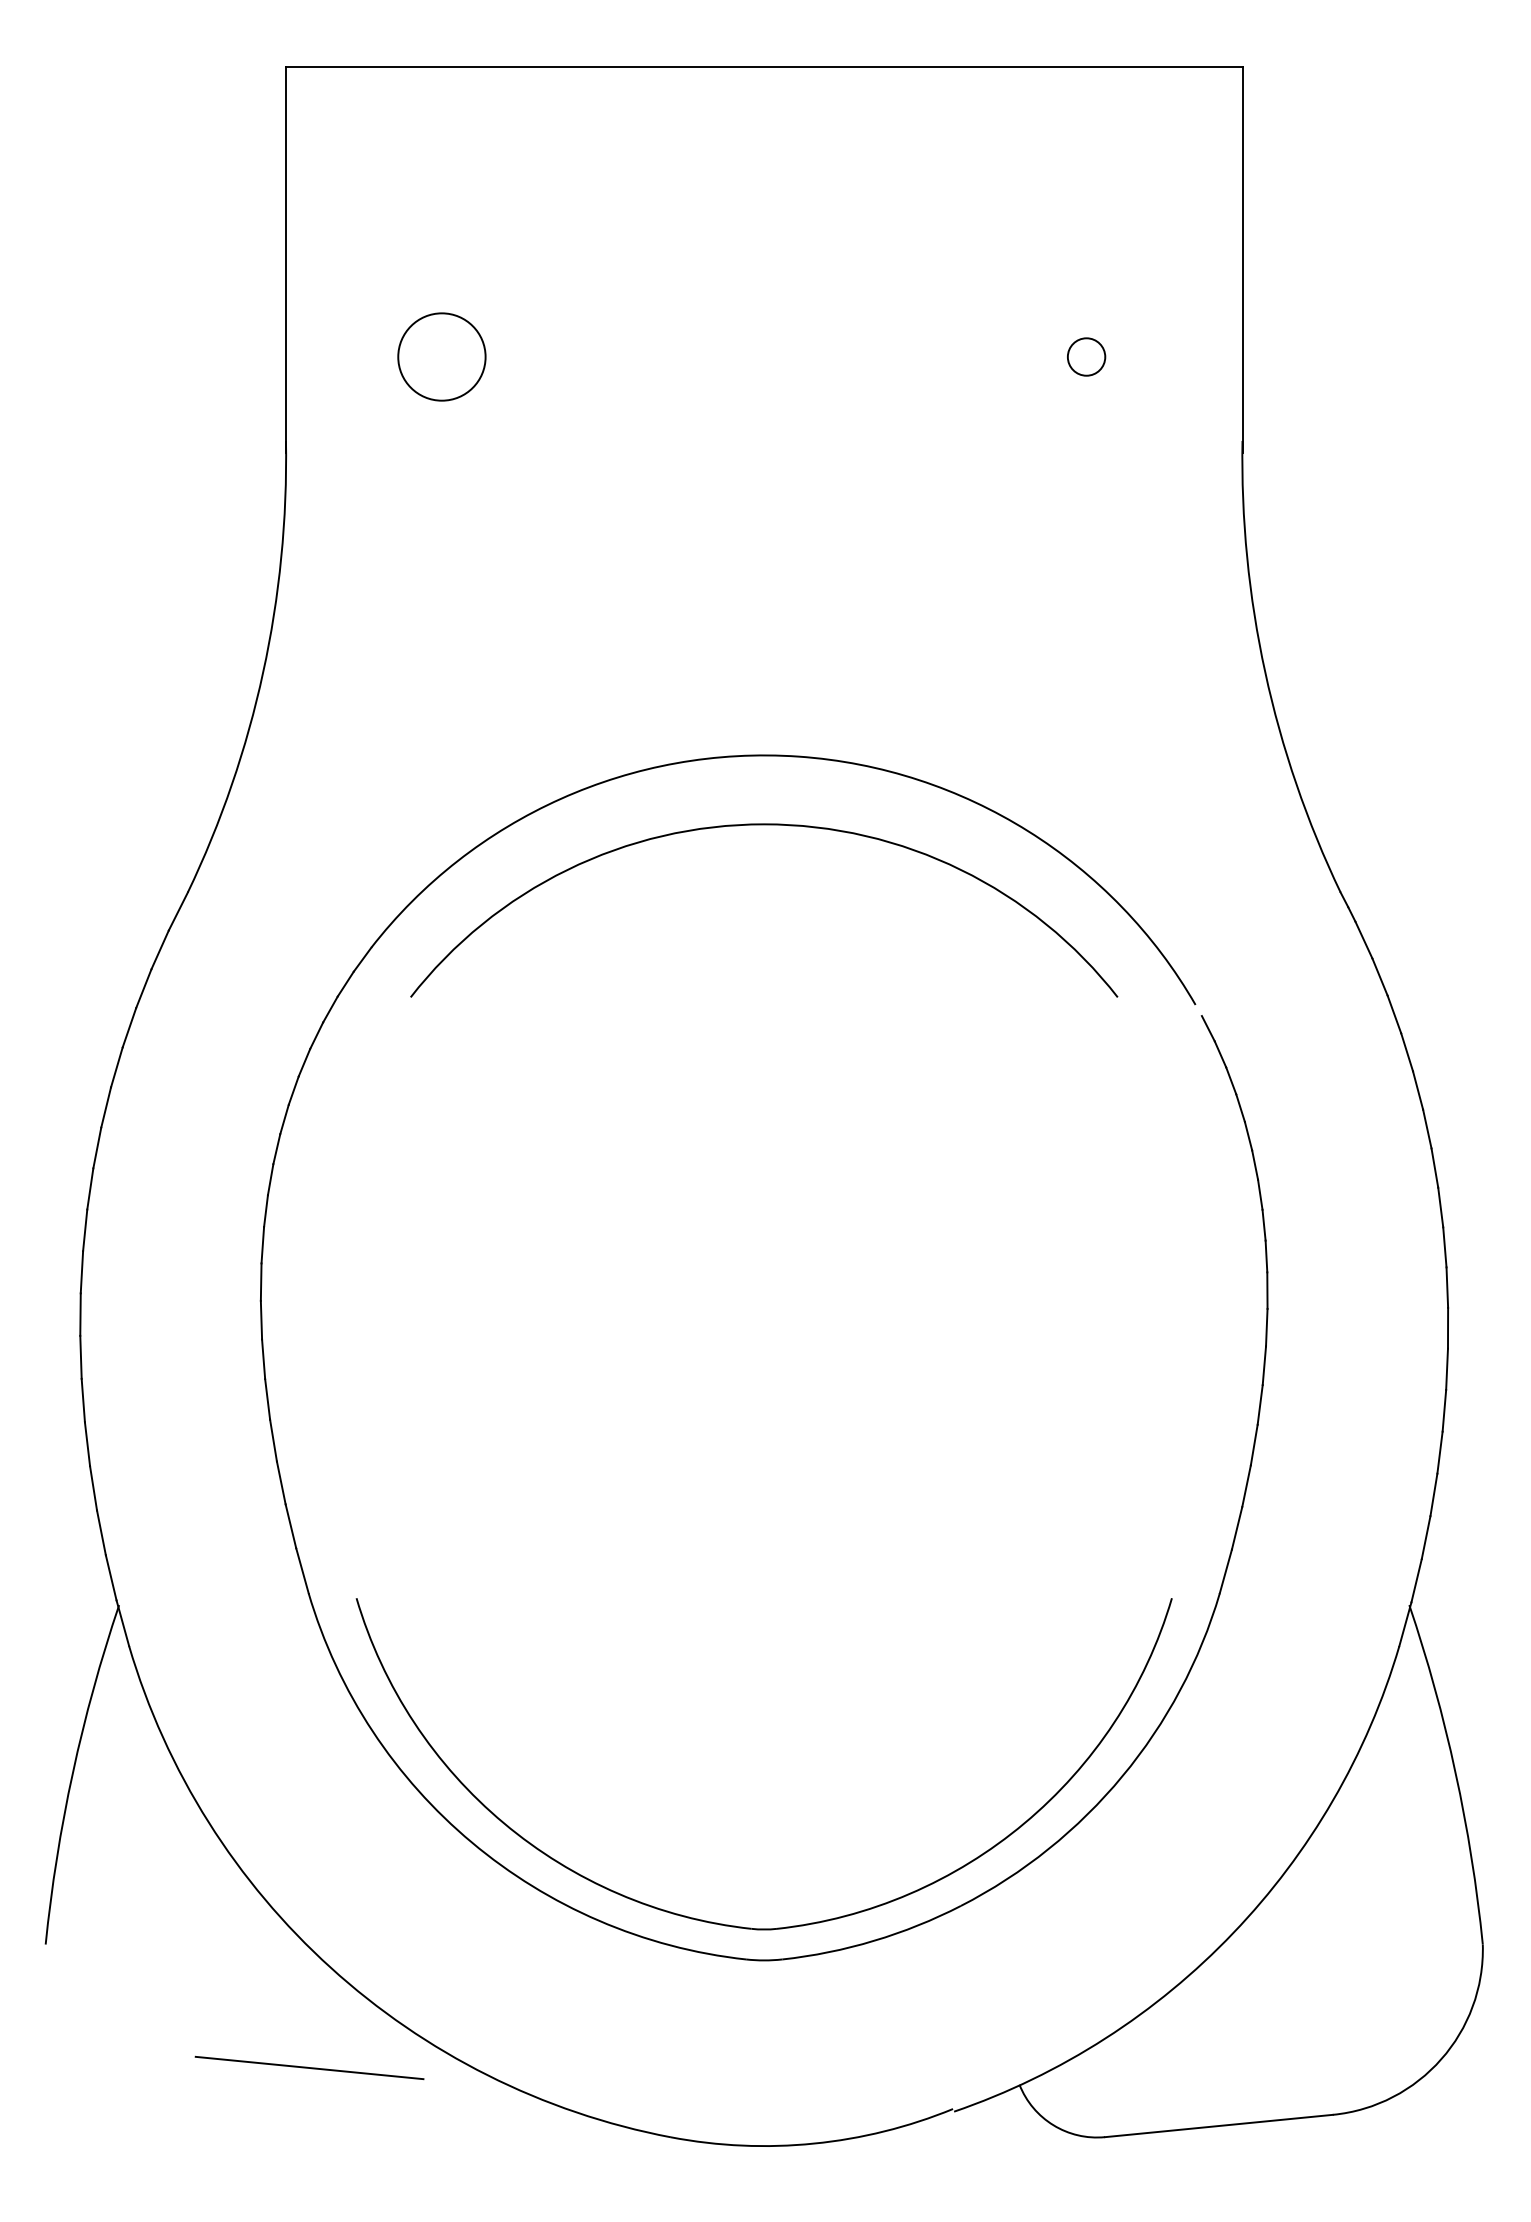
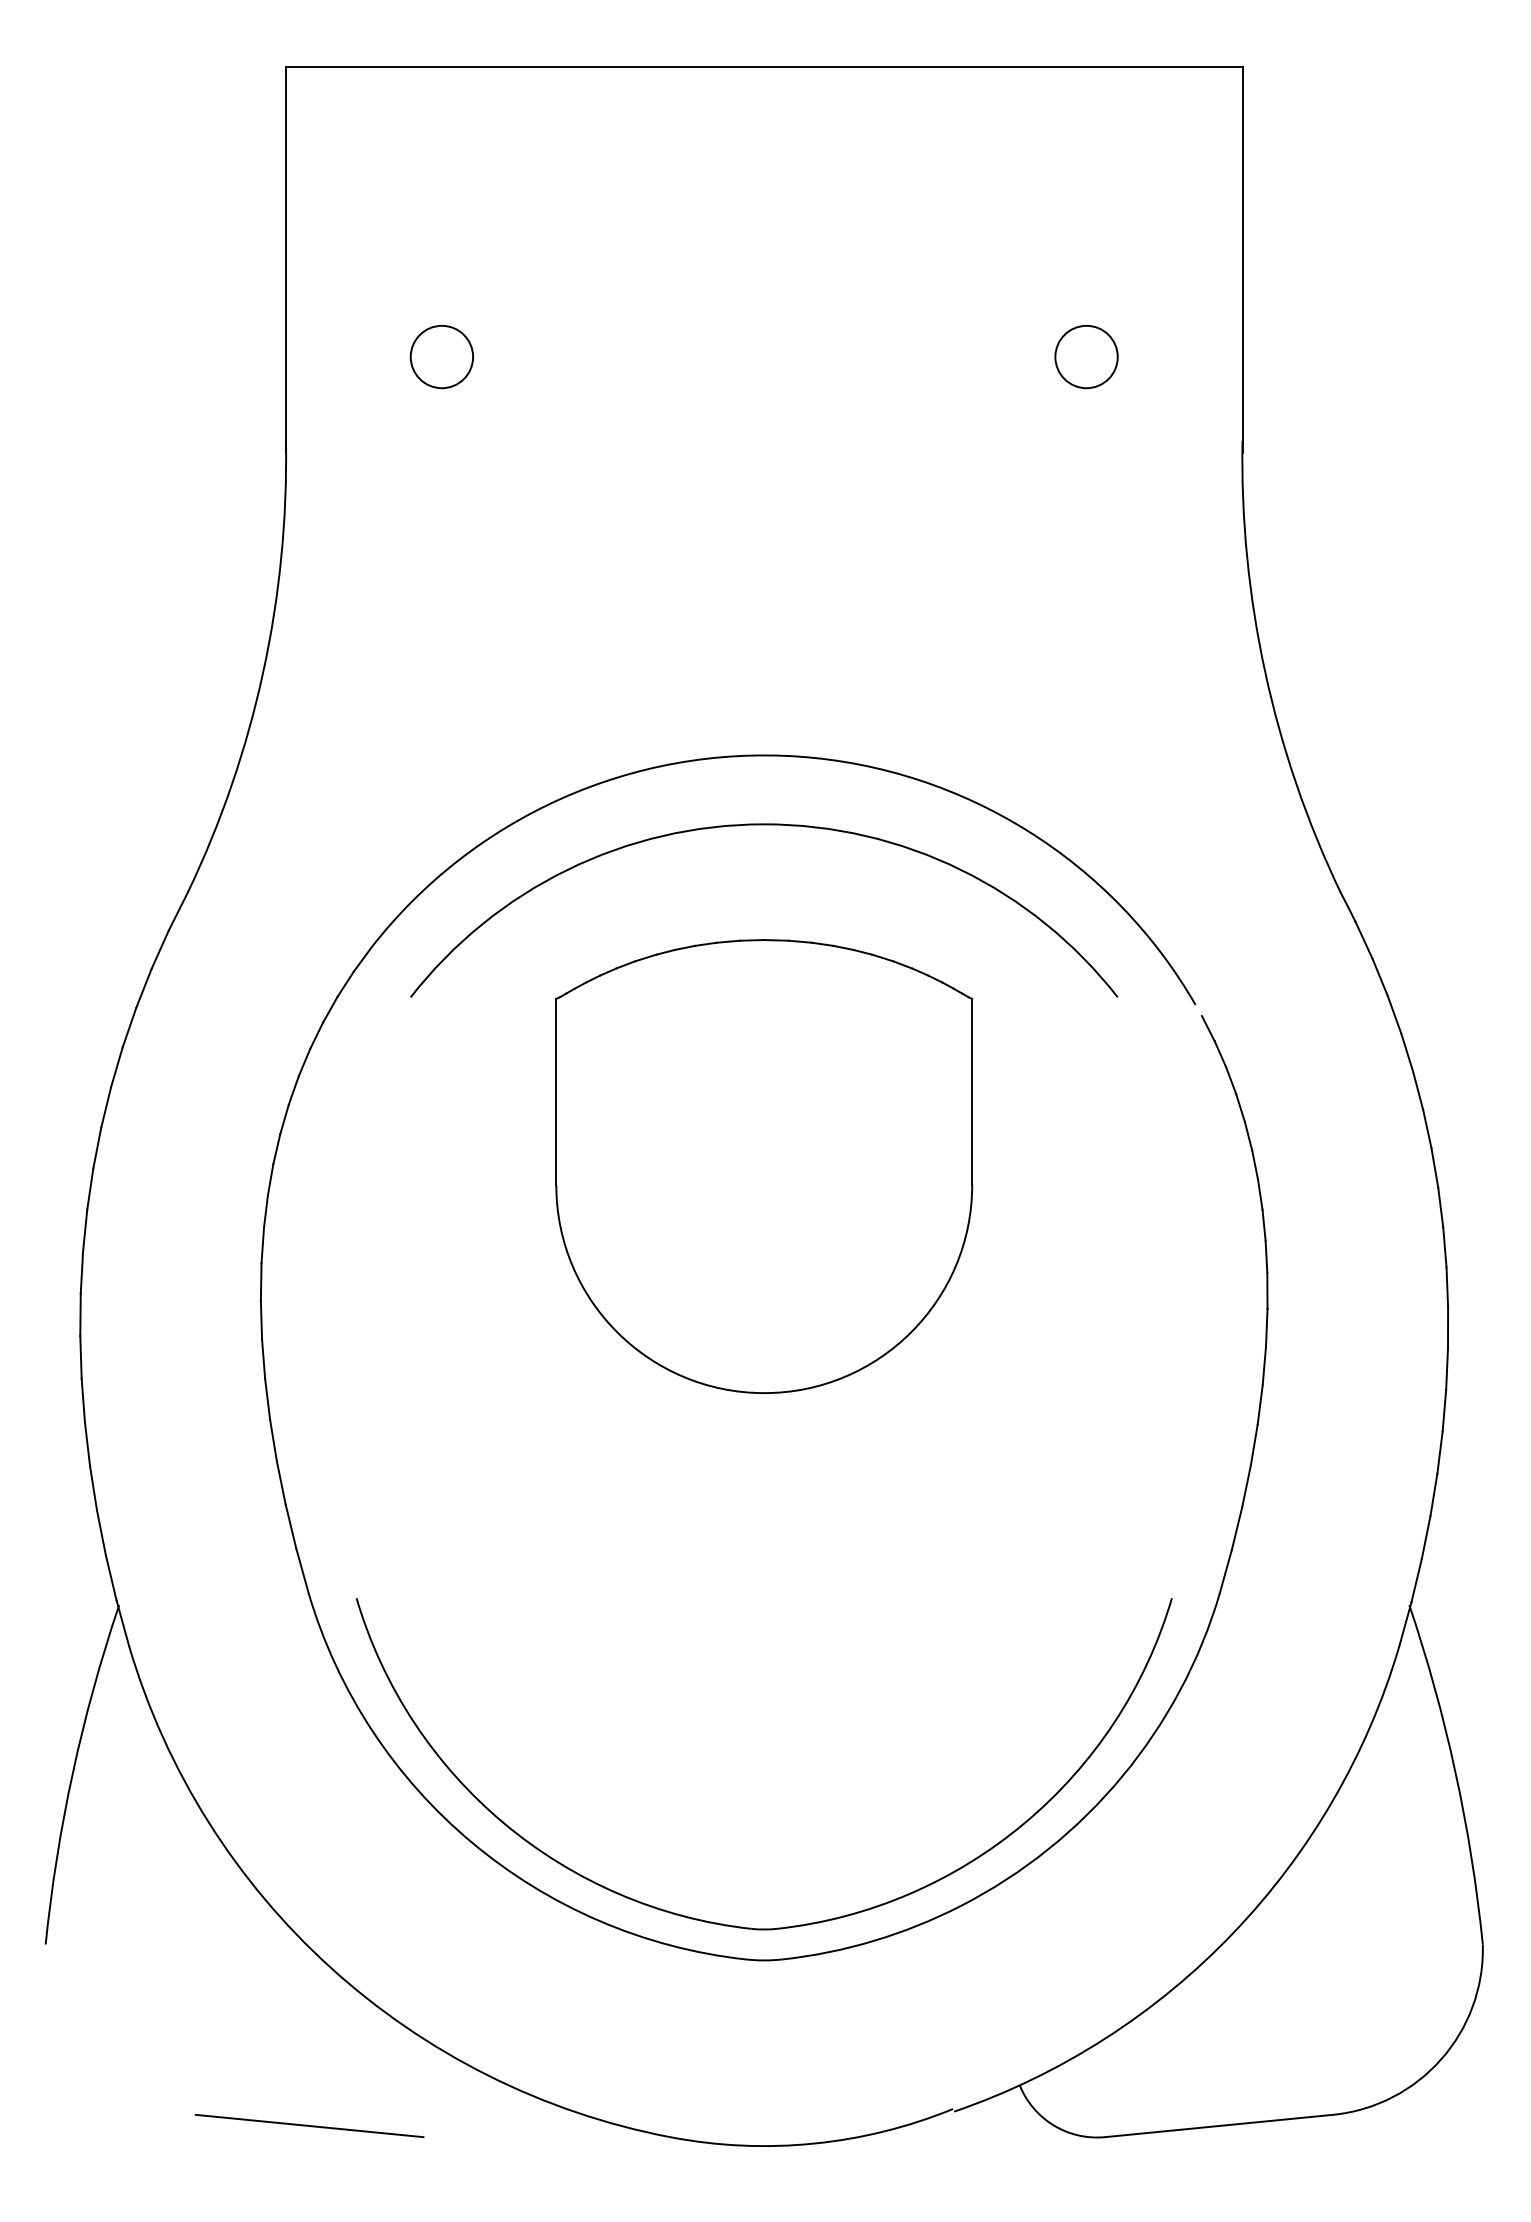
circle diameter: 87 px -> 62 px (441, 356)
circle diameter: 37 px -> 62 px (1086, 356)
part: none -> present (764, 1166)
line position: (309, 2067) -> (309, 2125) (309, 2125)
